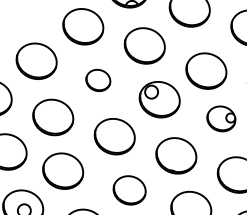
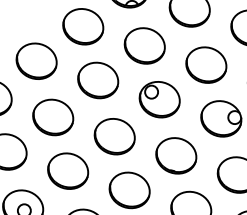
part position: (206, 70) -> (206, 64) (206, 64)
part size: 27x25 px -> 43x39 px (98, 80)
part size: 31x28 px -> 43x38 px (221, 118)
part position: (63, 170) -> (68, 170) (68, 170)
part size: 35x31 px -> 43x39 px (129, 190)
